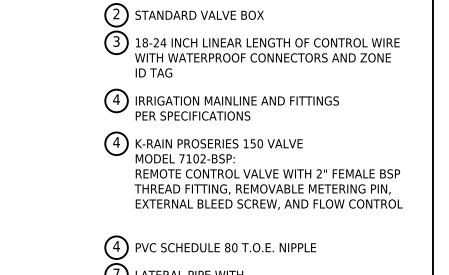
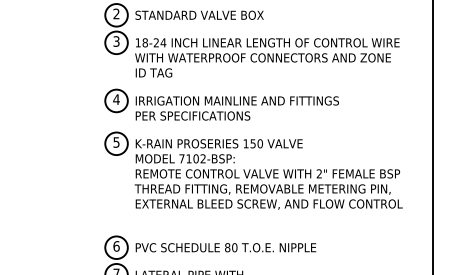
text: 4 -> 5 (116, 142)
text: 4 -> 6 (116, 246)
